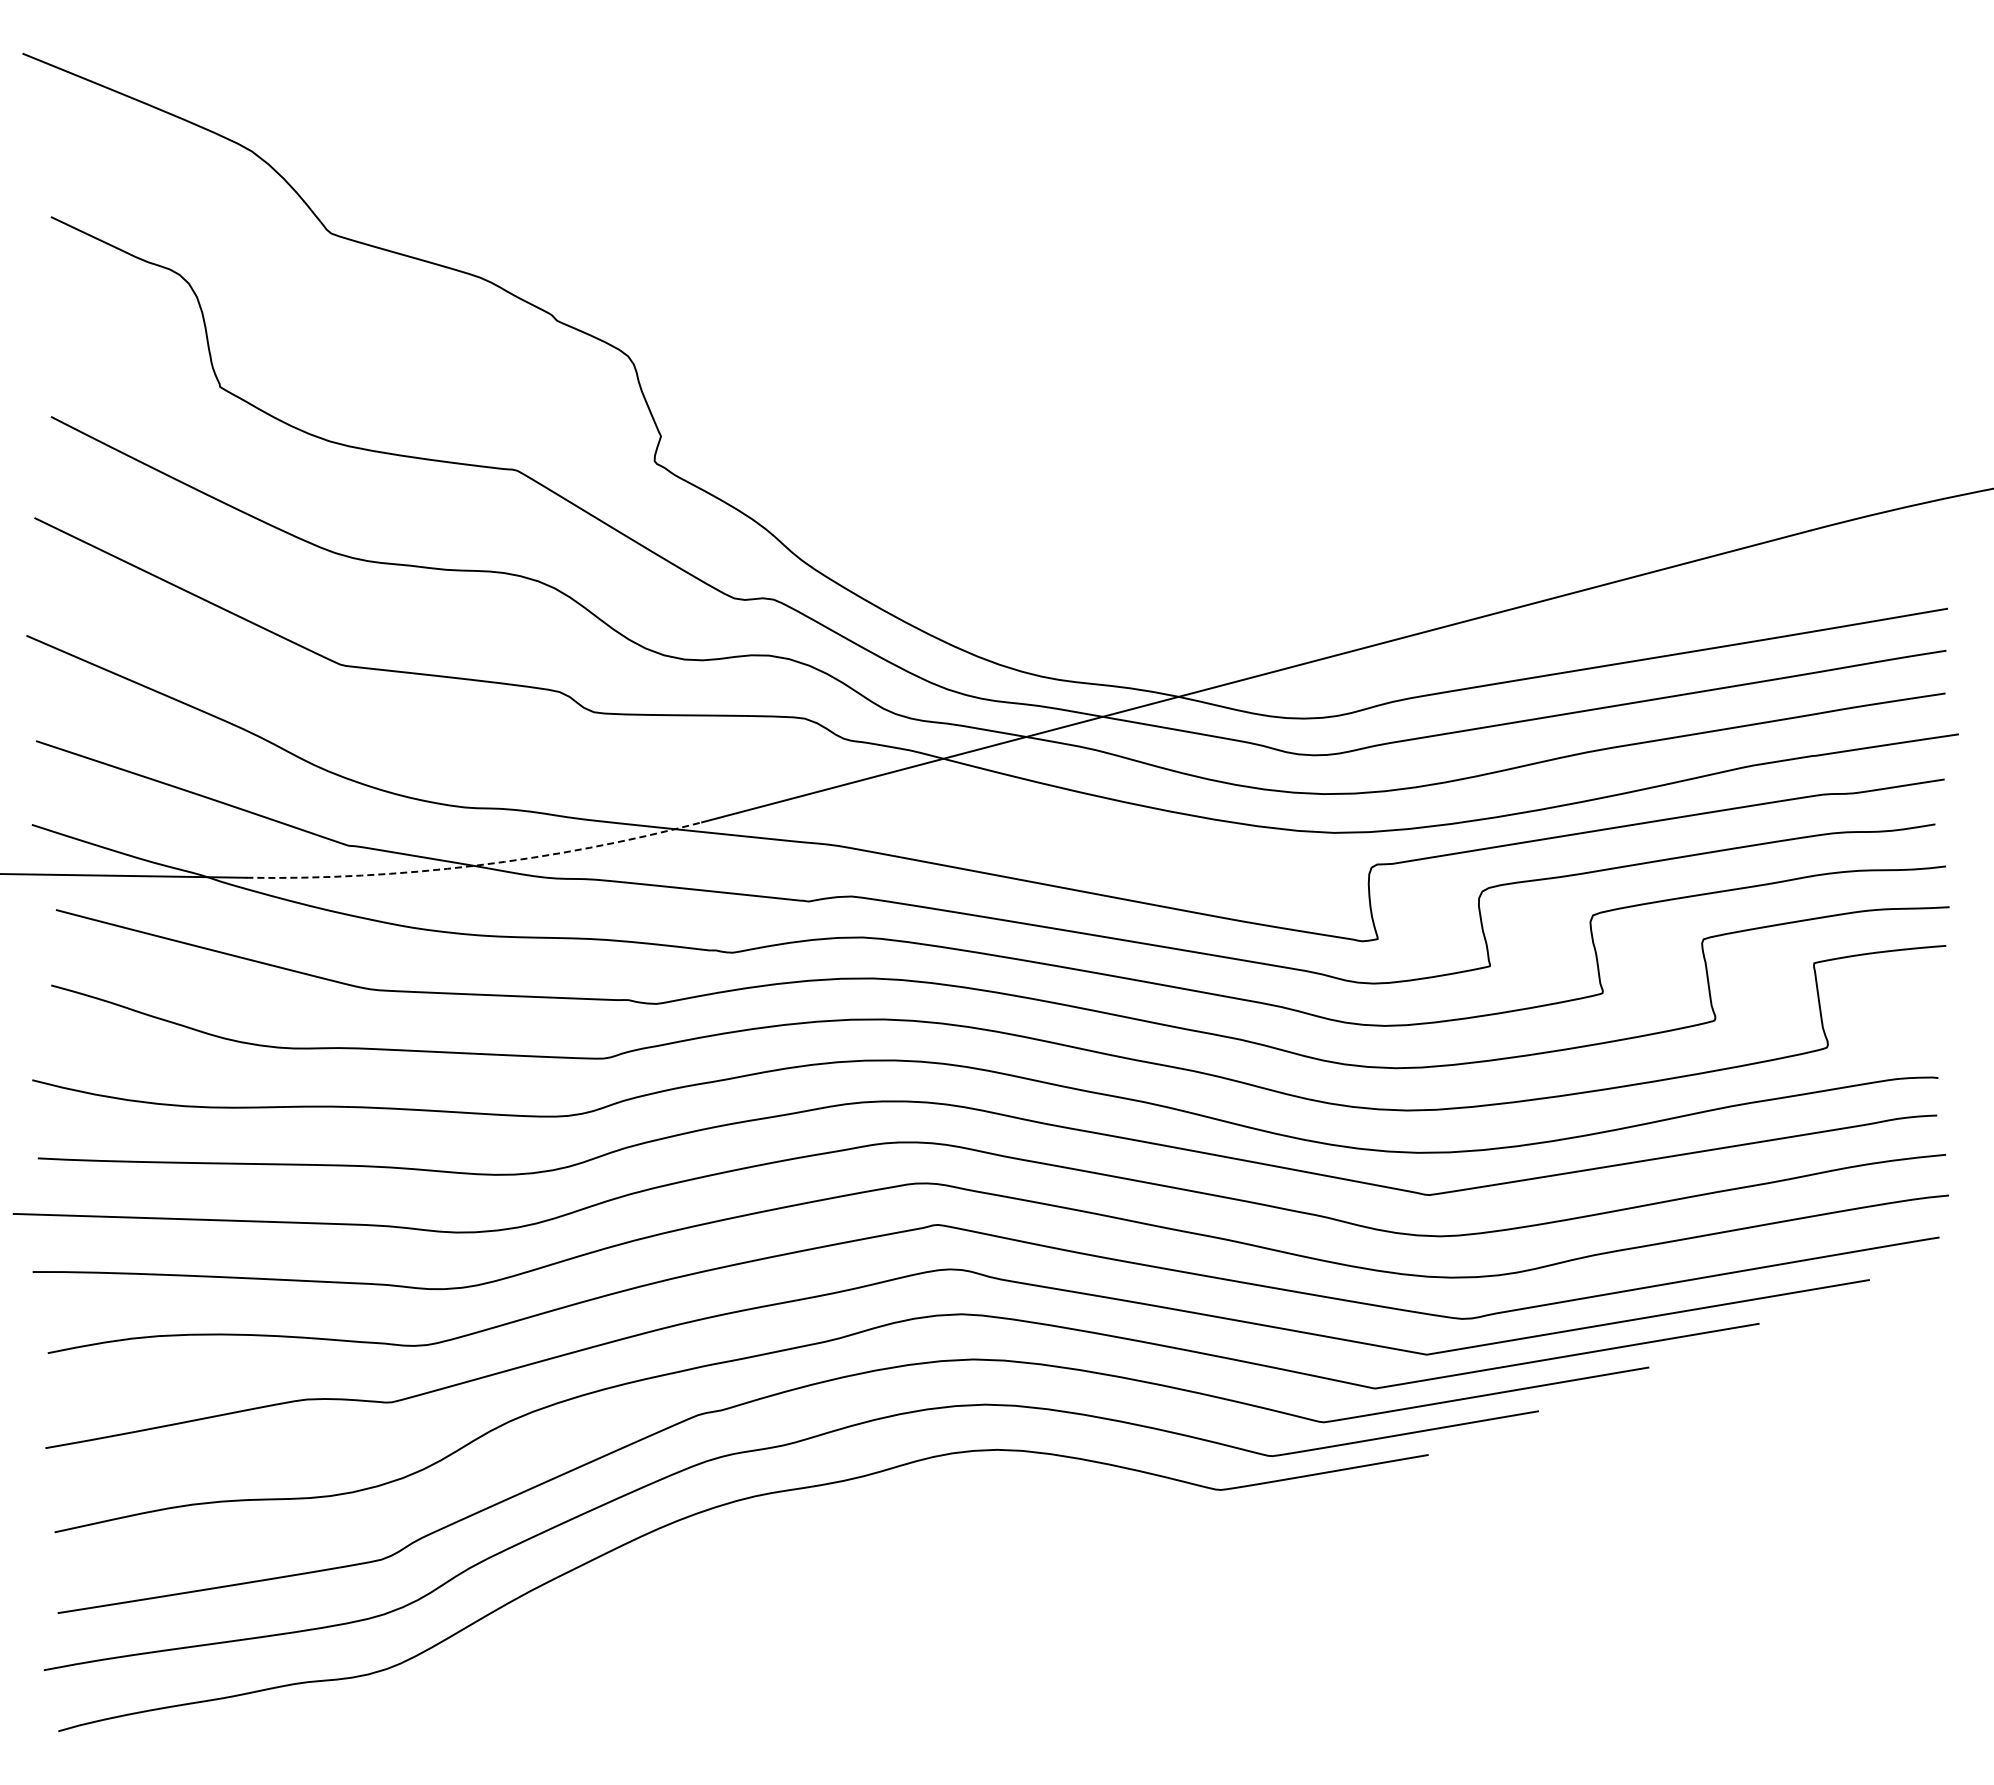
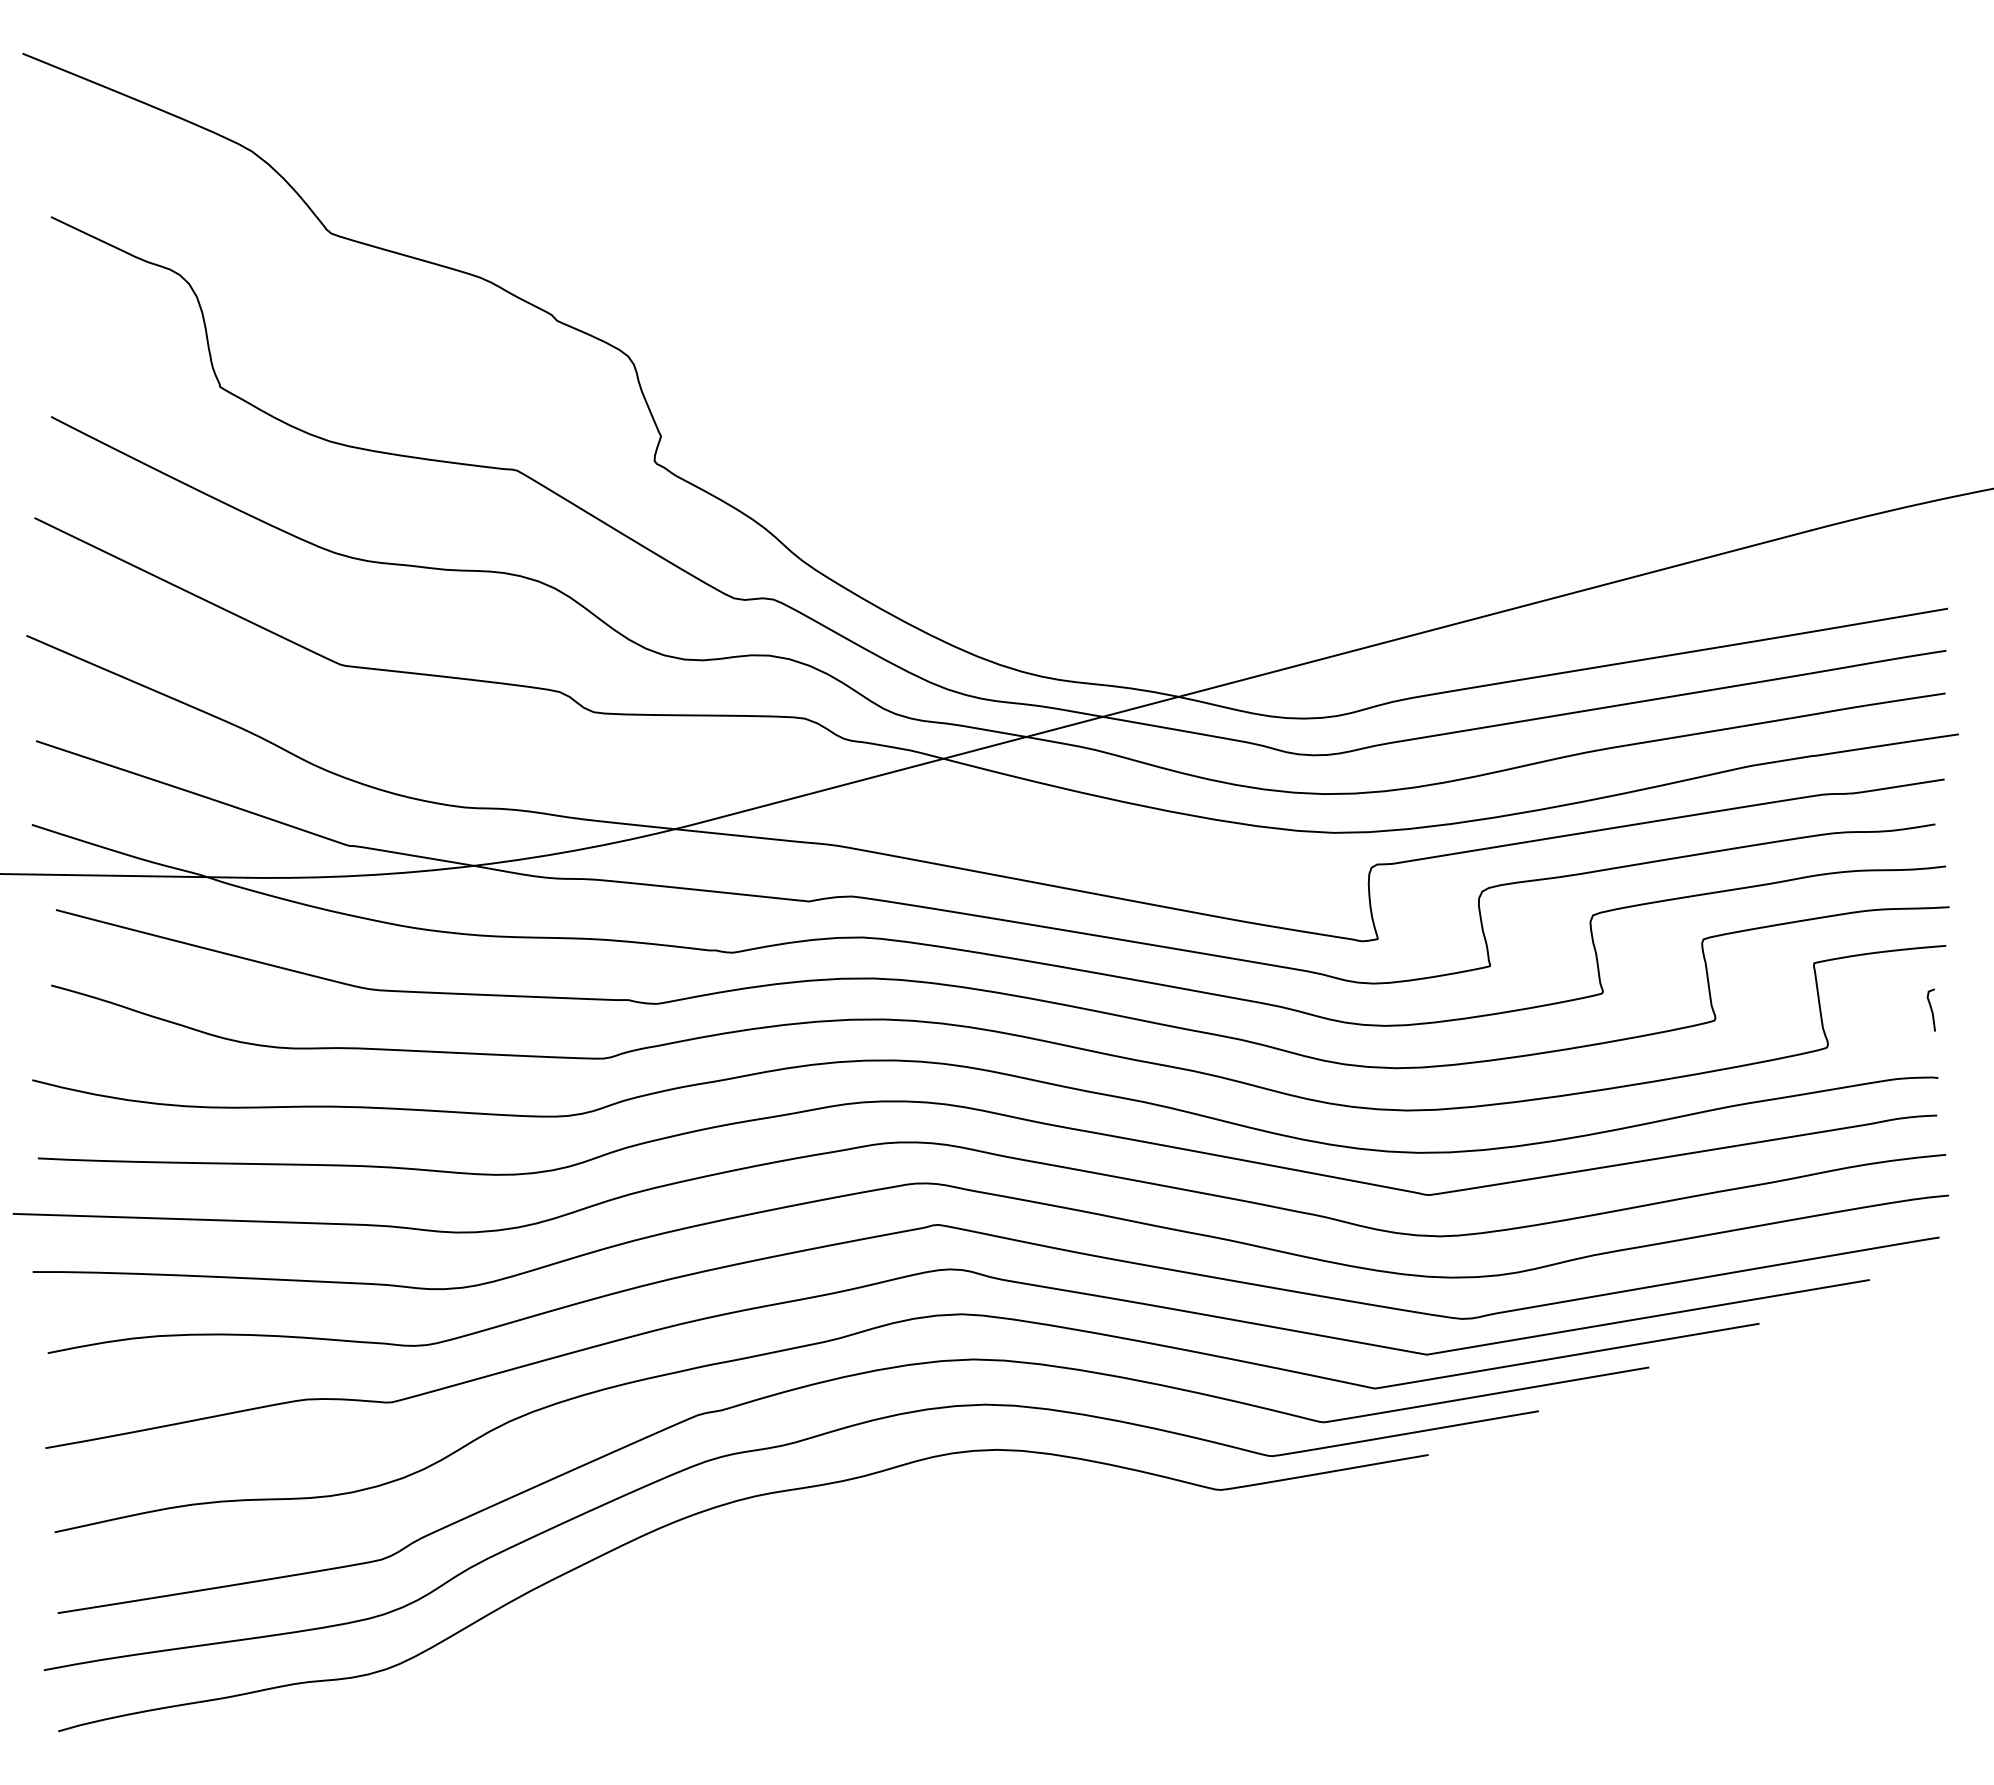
arc: dashed -> solid (476, 865)
curve: none -> present (1930, 1009)
